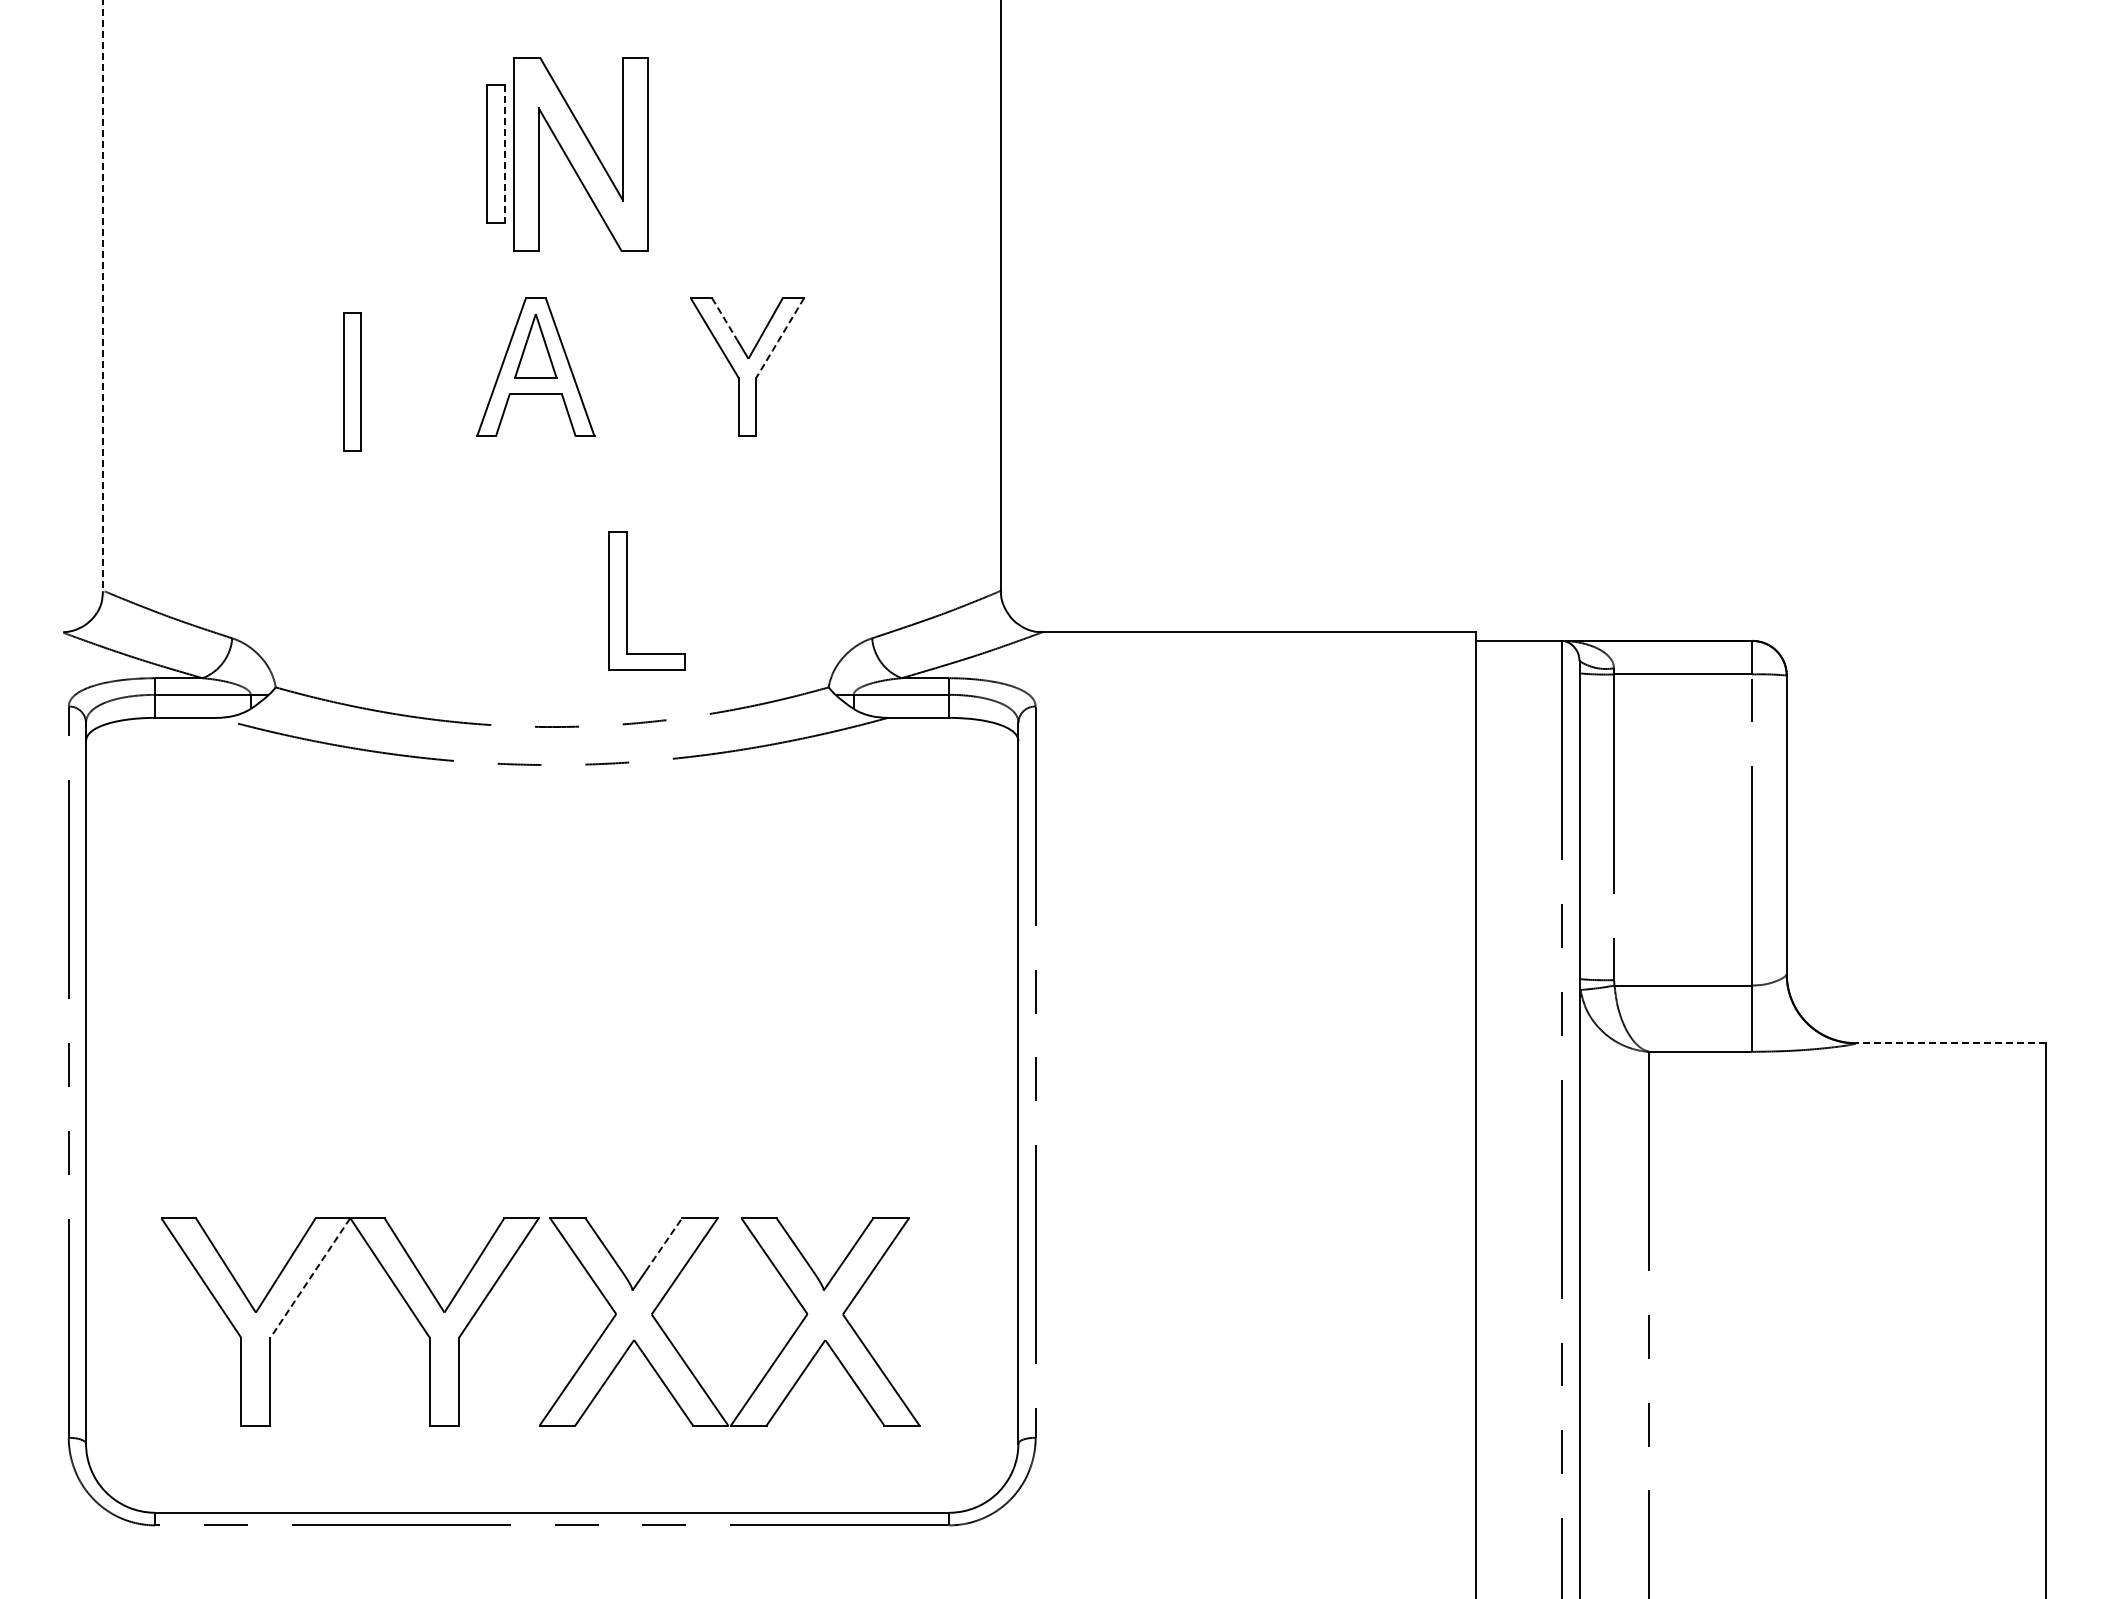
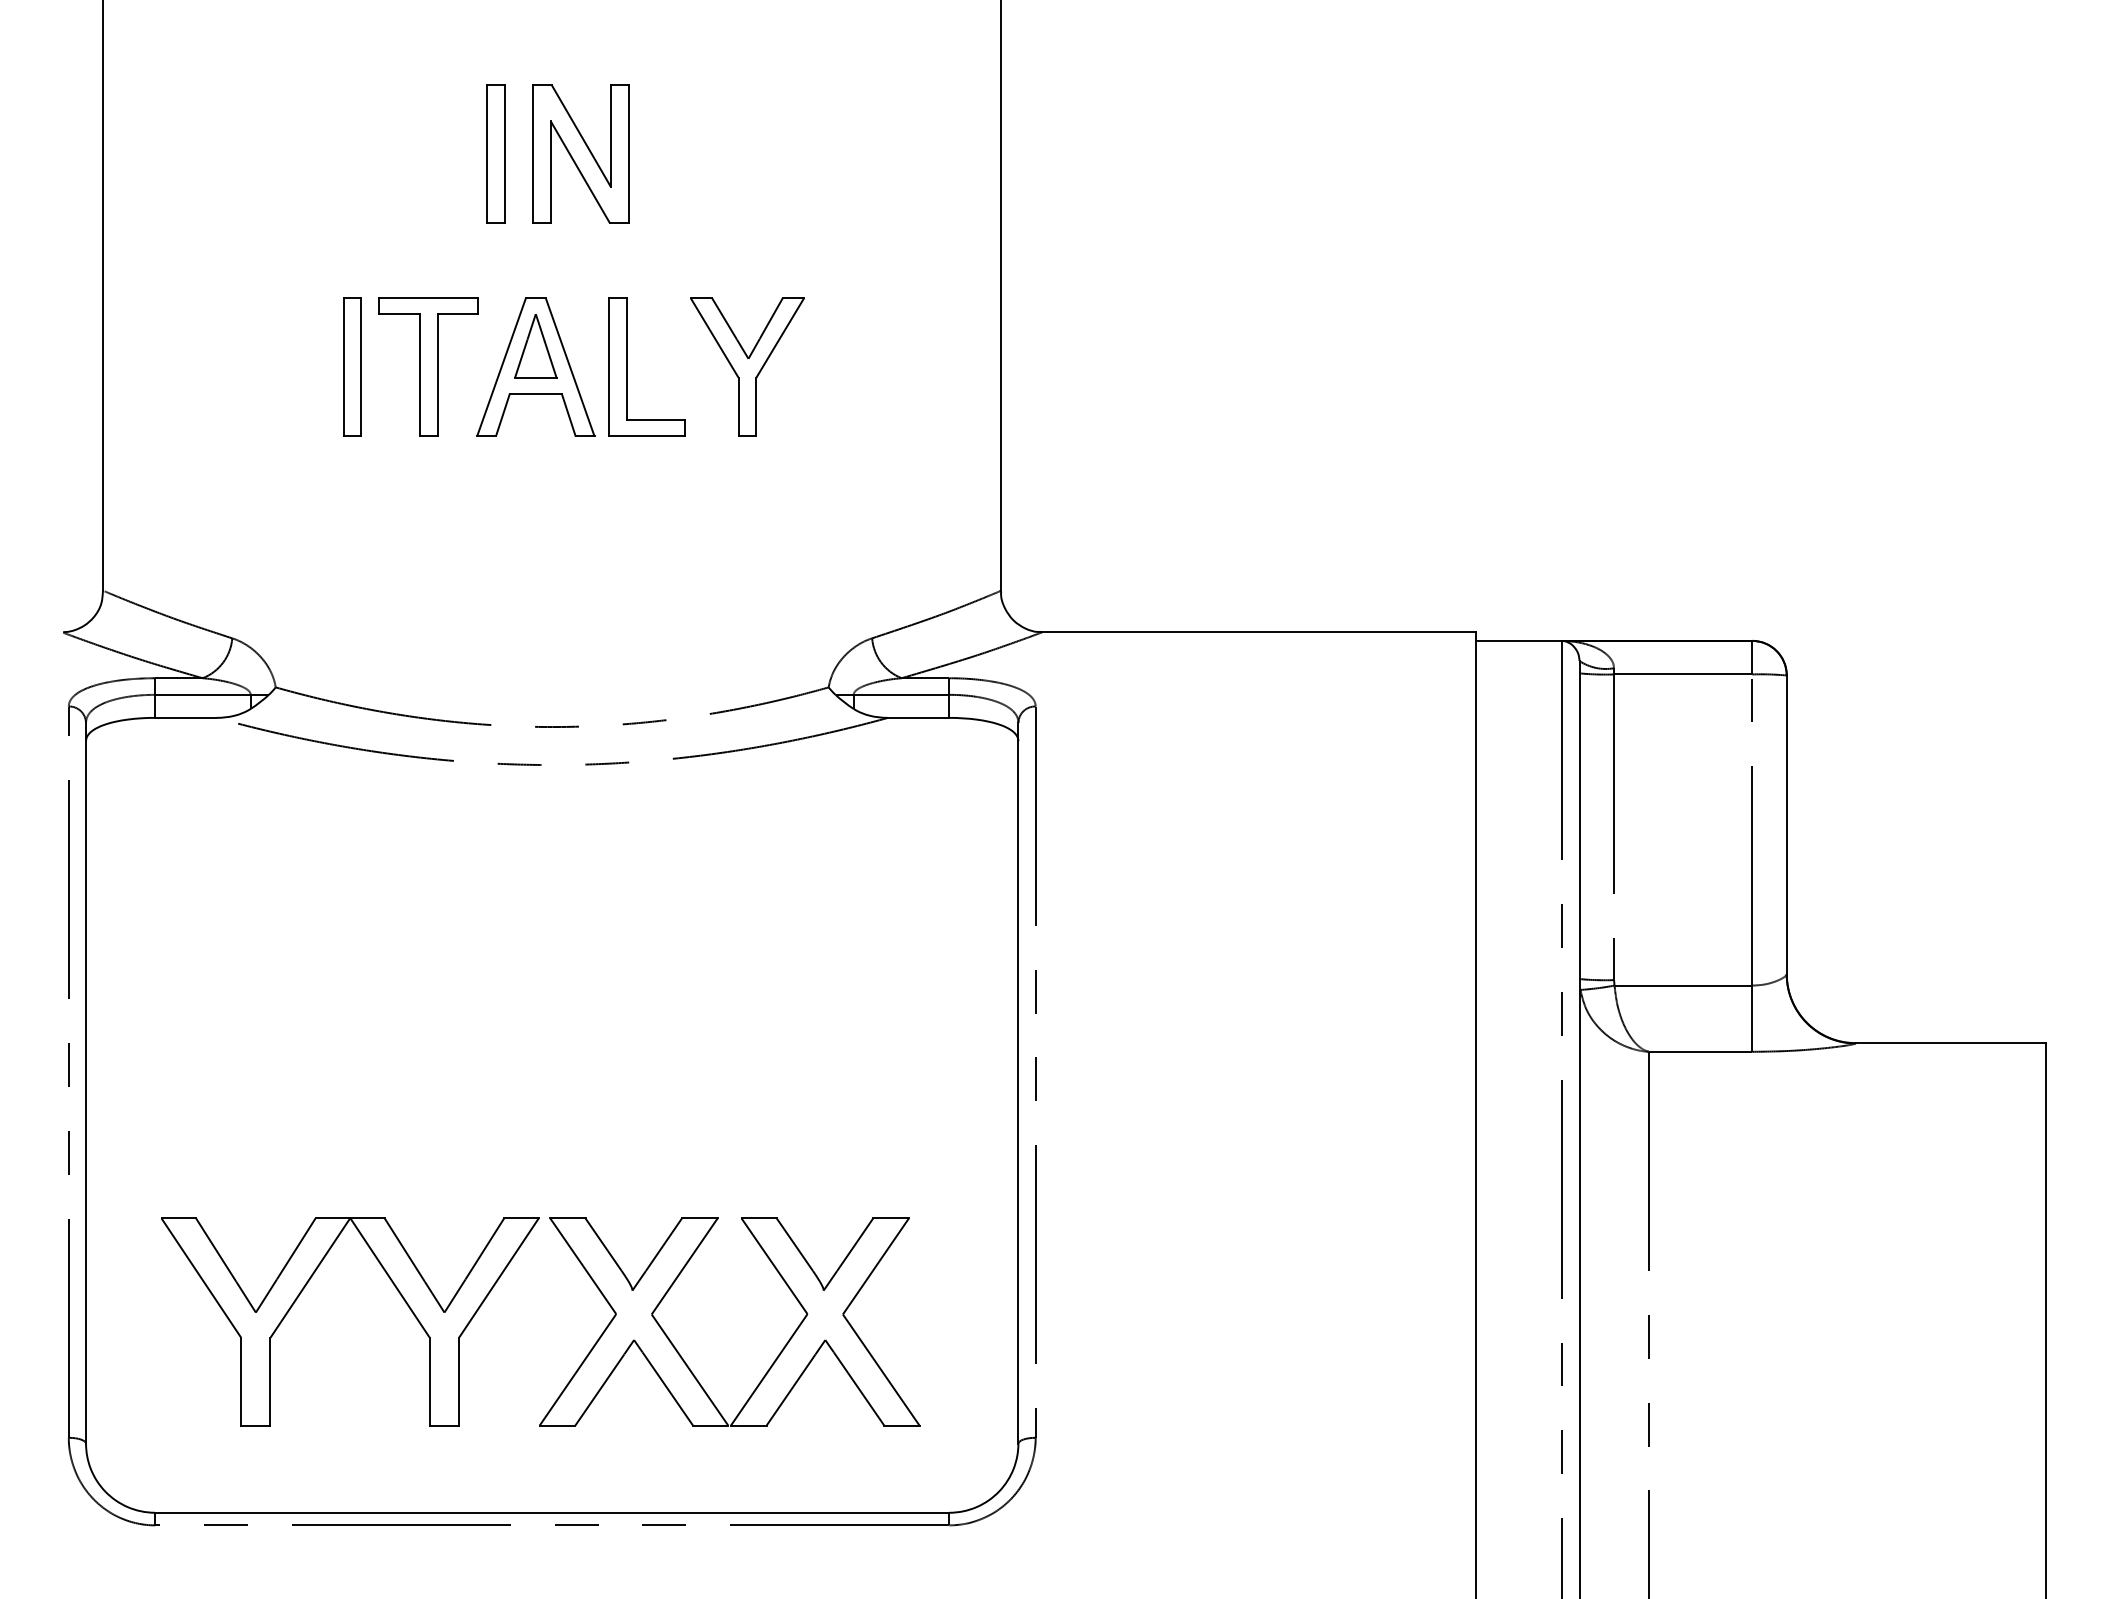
line: dashed -> solid (504, 154)
part size: 136x195 px -> 98x140 px (580, 153)
line: dashed -> solid (103, 296)
line: dashed -> solid (724, 318)
line: dashed -> solid (780, 337)
part: none -> present (428, 366)
part position: (352, 381) -> (352, 366) (352, 366)
part position: (627, 600) -> (627, 366) (627, 366)
line: dashed -> solid (1950, 1043)
line: dashed -> solid (664, 1244)
line: dashed -> solid (310, 1278)
